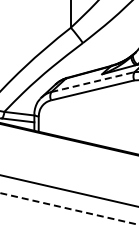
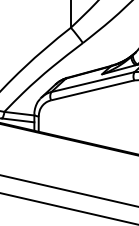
line: dashed -> solid (92, 82)
line: dashed -> solid (69, 209)
